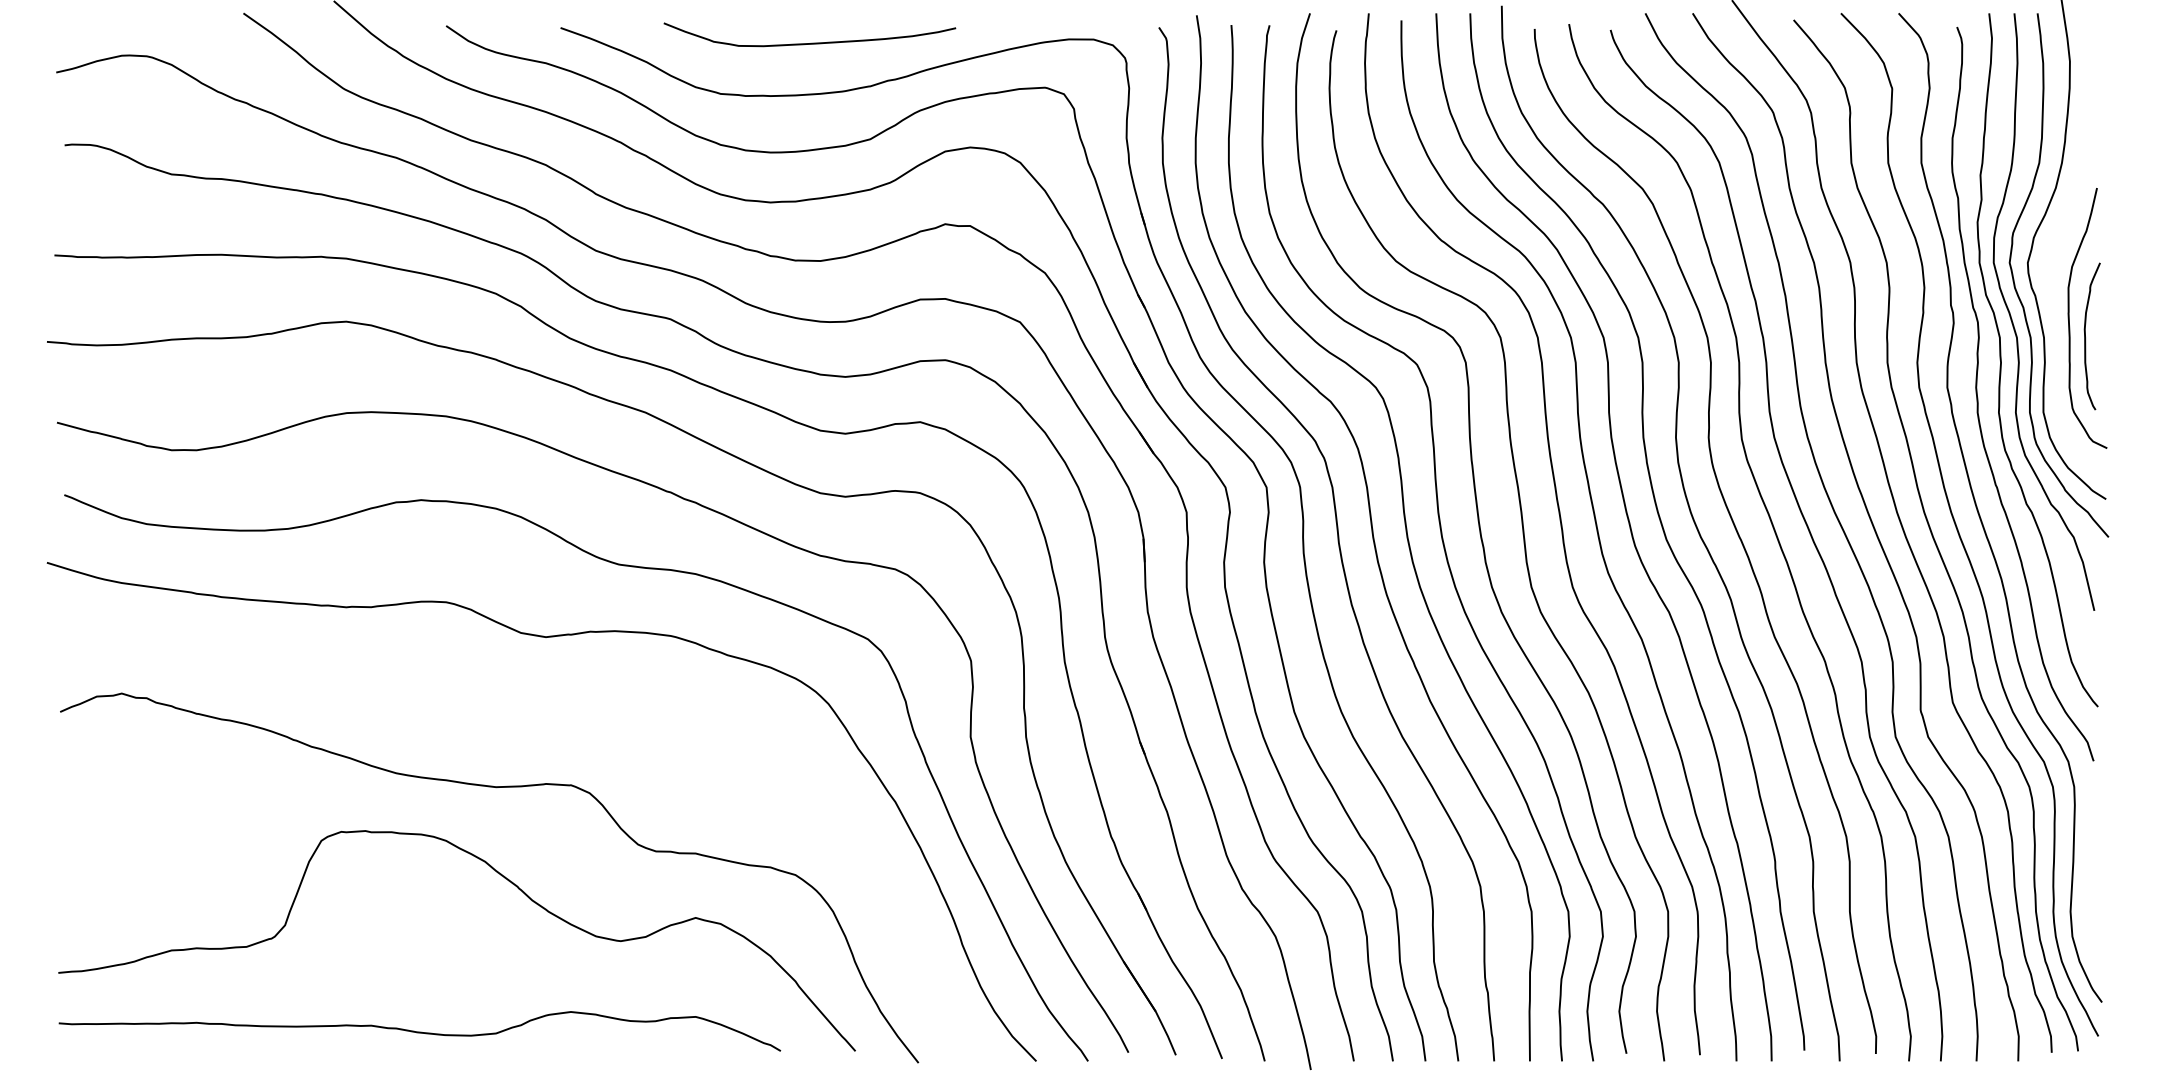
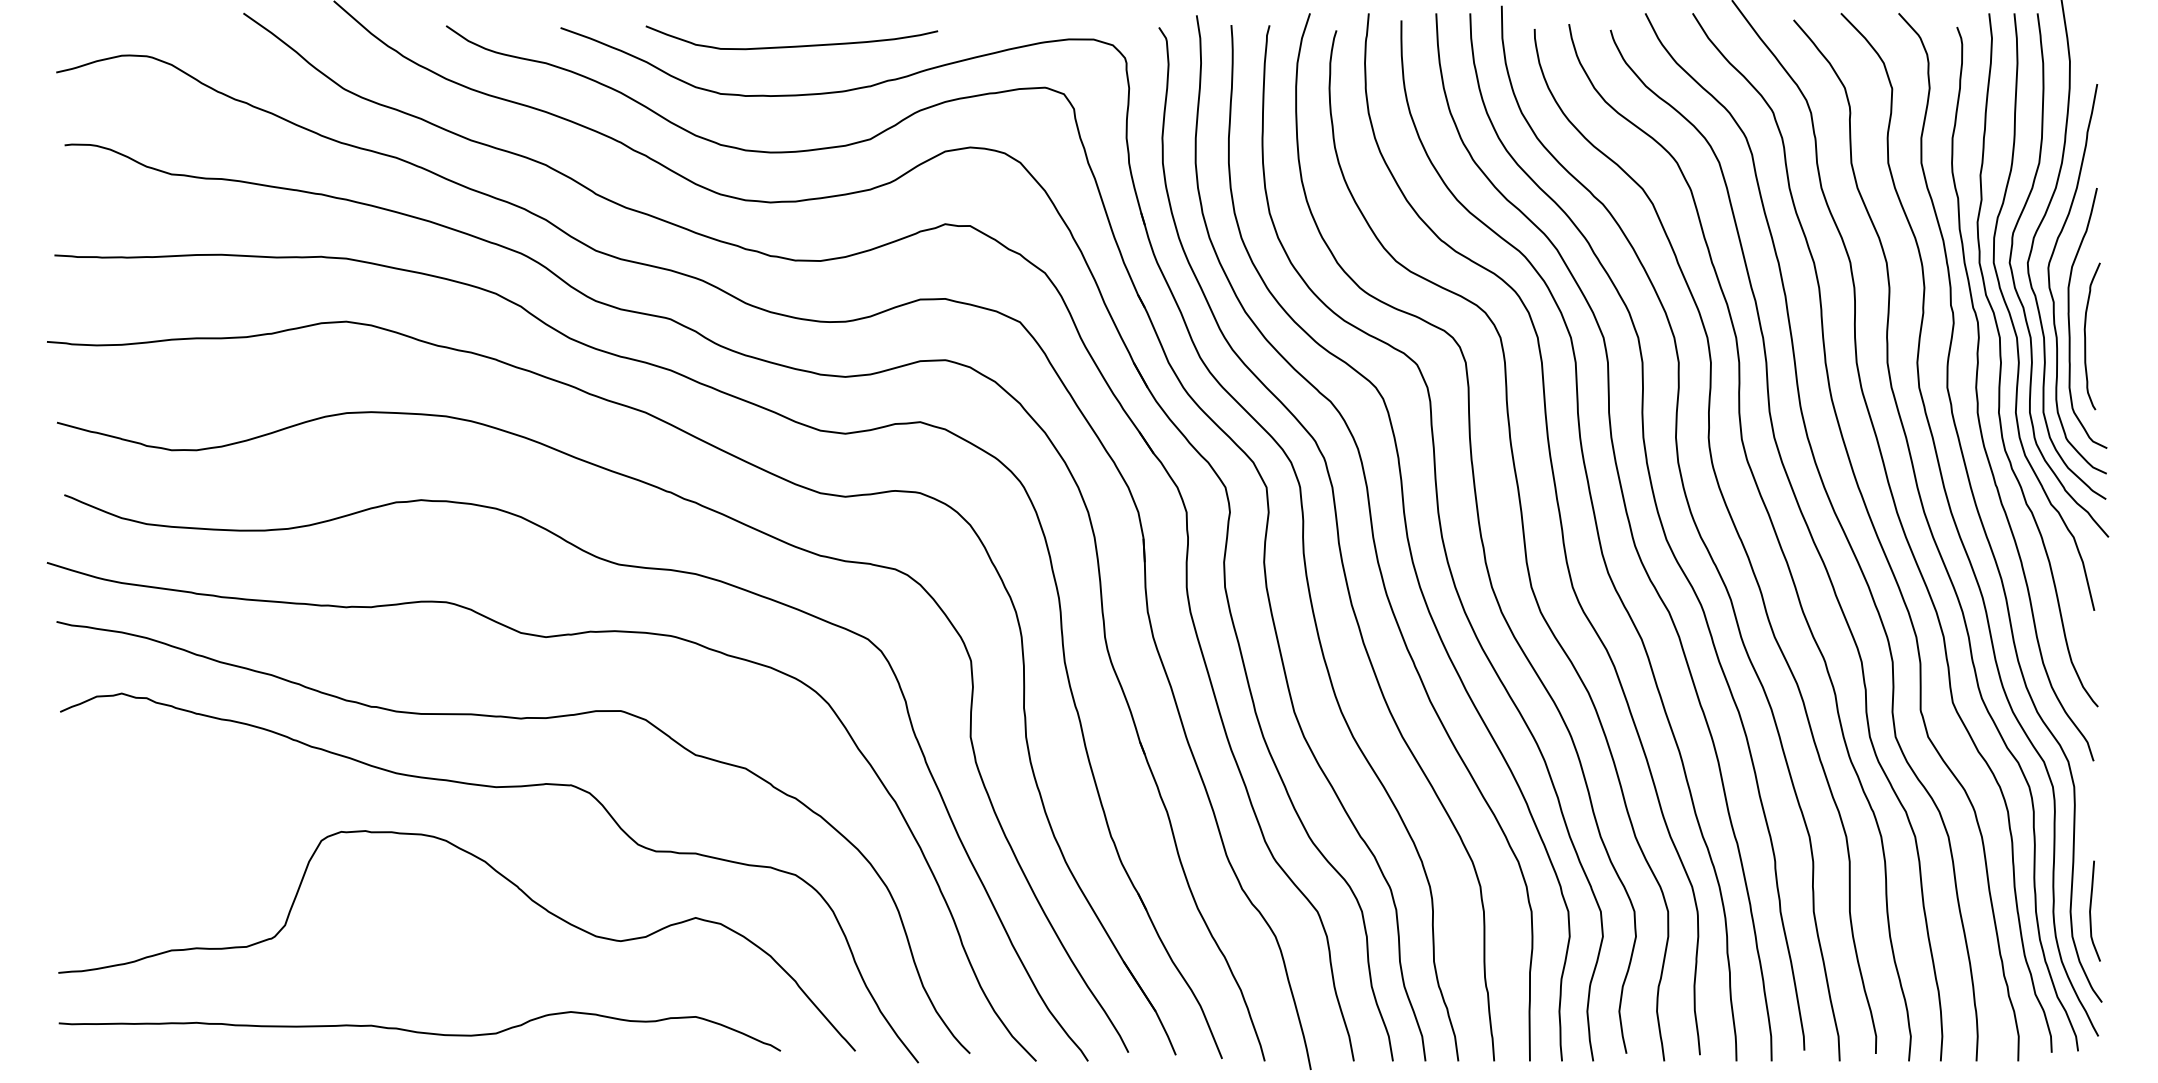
curve position: (811, 42) -> (793, 45) (793, 45)
curve: none -> present (2050, 282)
curve: none -> present (517, 719)
curve: none -> present (2091, 909)
